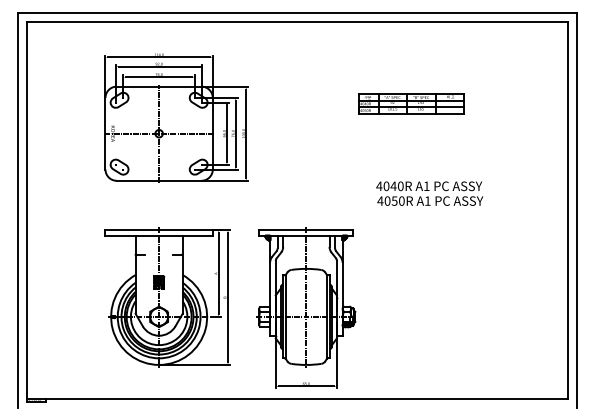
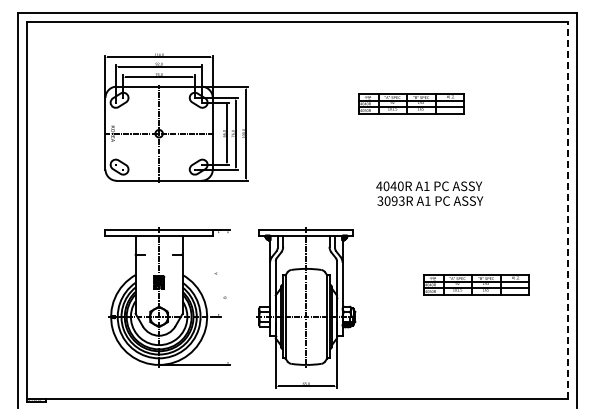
text: 4050R -> 3093R (390, 200)
line: solid -> dashed (567, 209)
line: present -> none (218, 273)
part: none -> present (476, 284)
line: present -> none (228, 297)
